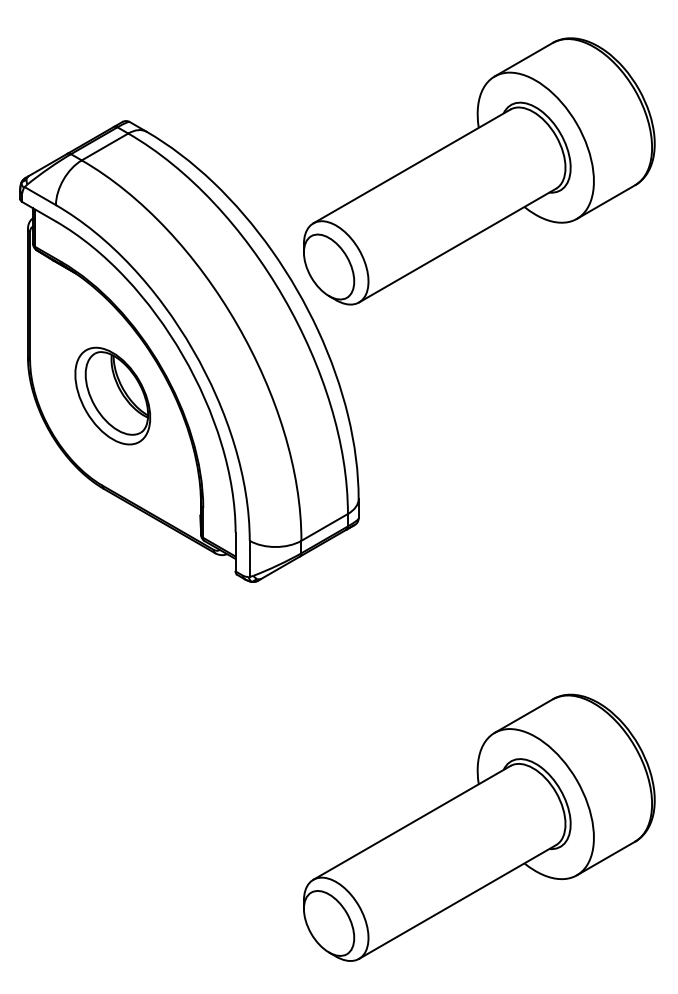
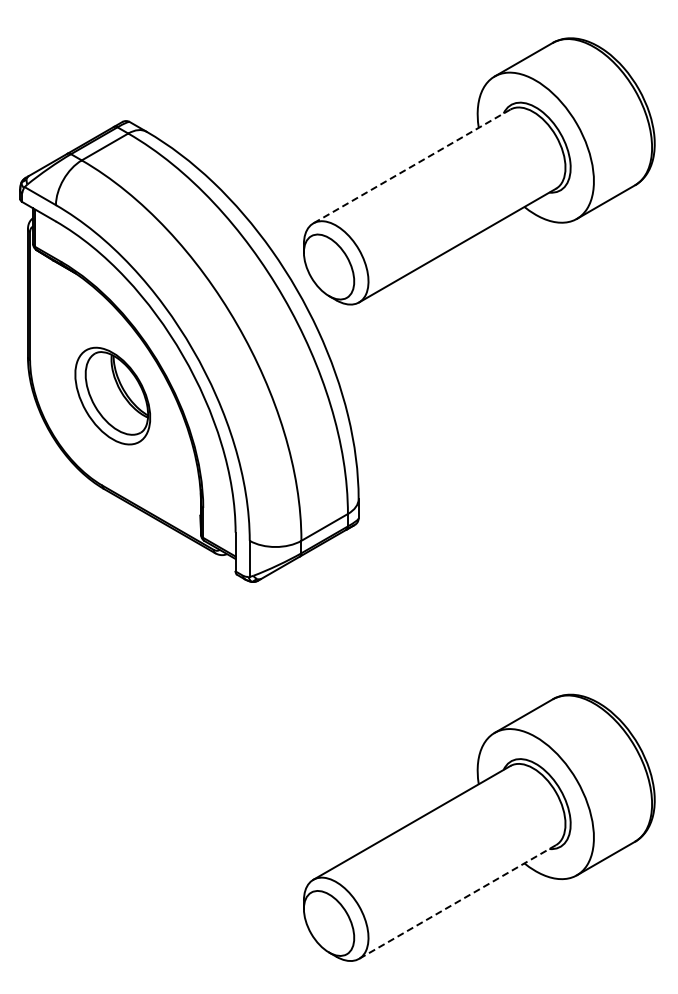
line: solid -> dashed (411, 166)
line: solid -> dashed (457, 902)
